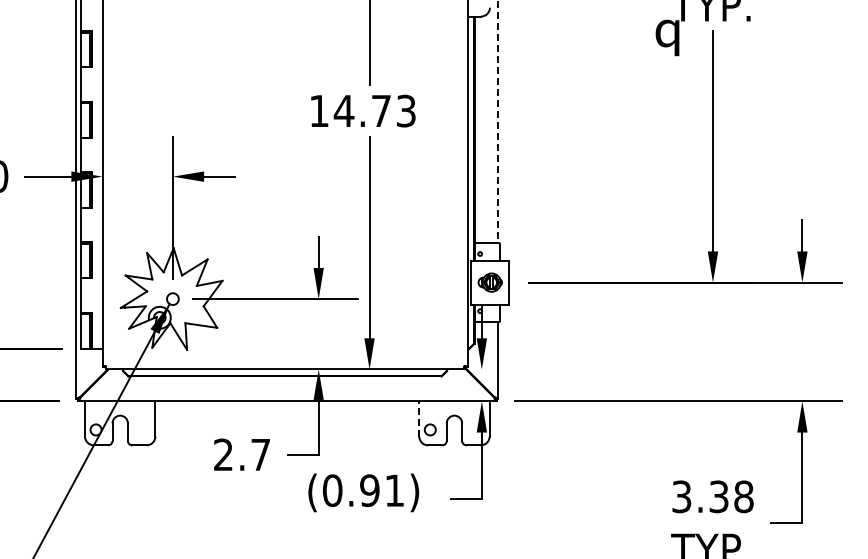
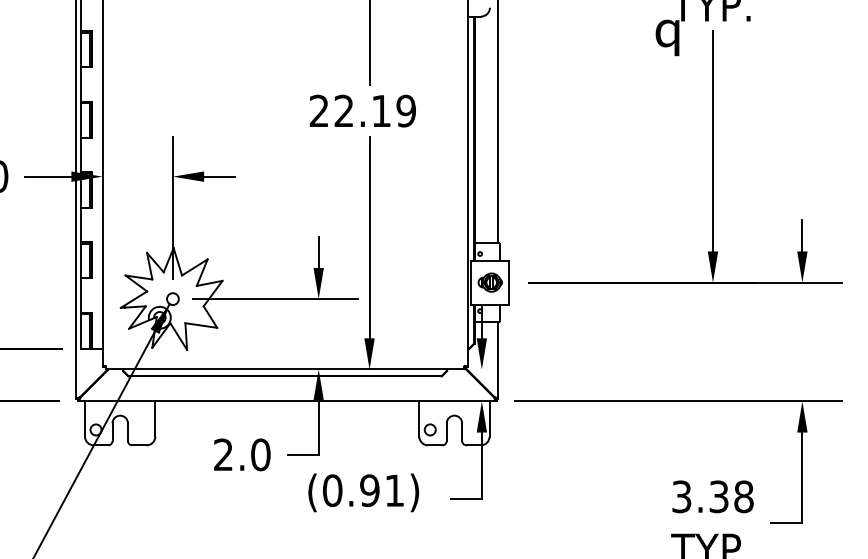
text: 14.73 -> 22.19 (362, 110)
line: dashed -> solid (498, 122)
line: dashed -> solid (419, 418)
text: 2.7 -> 2.0 (260, 454)
